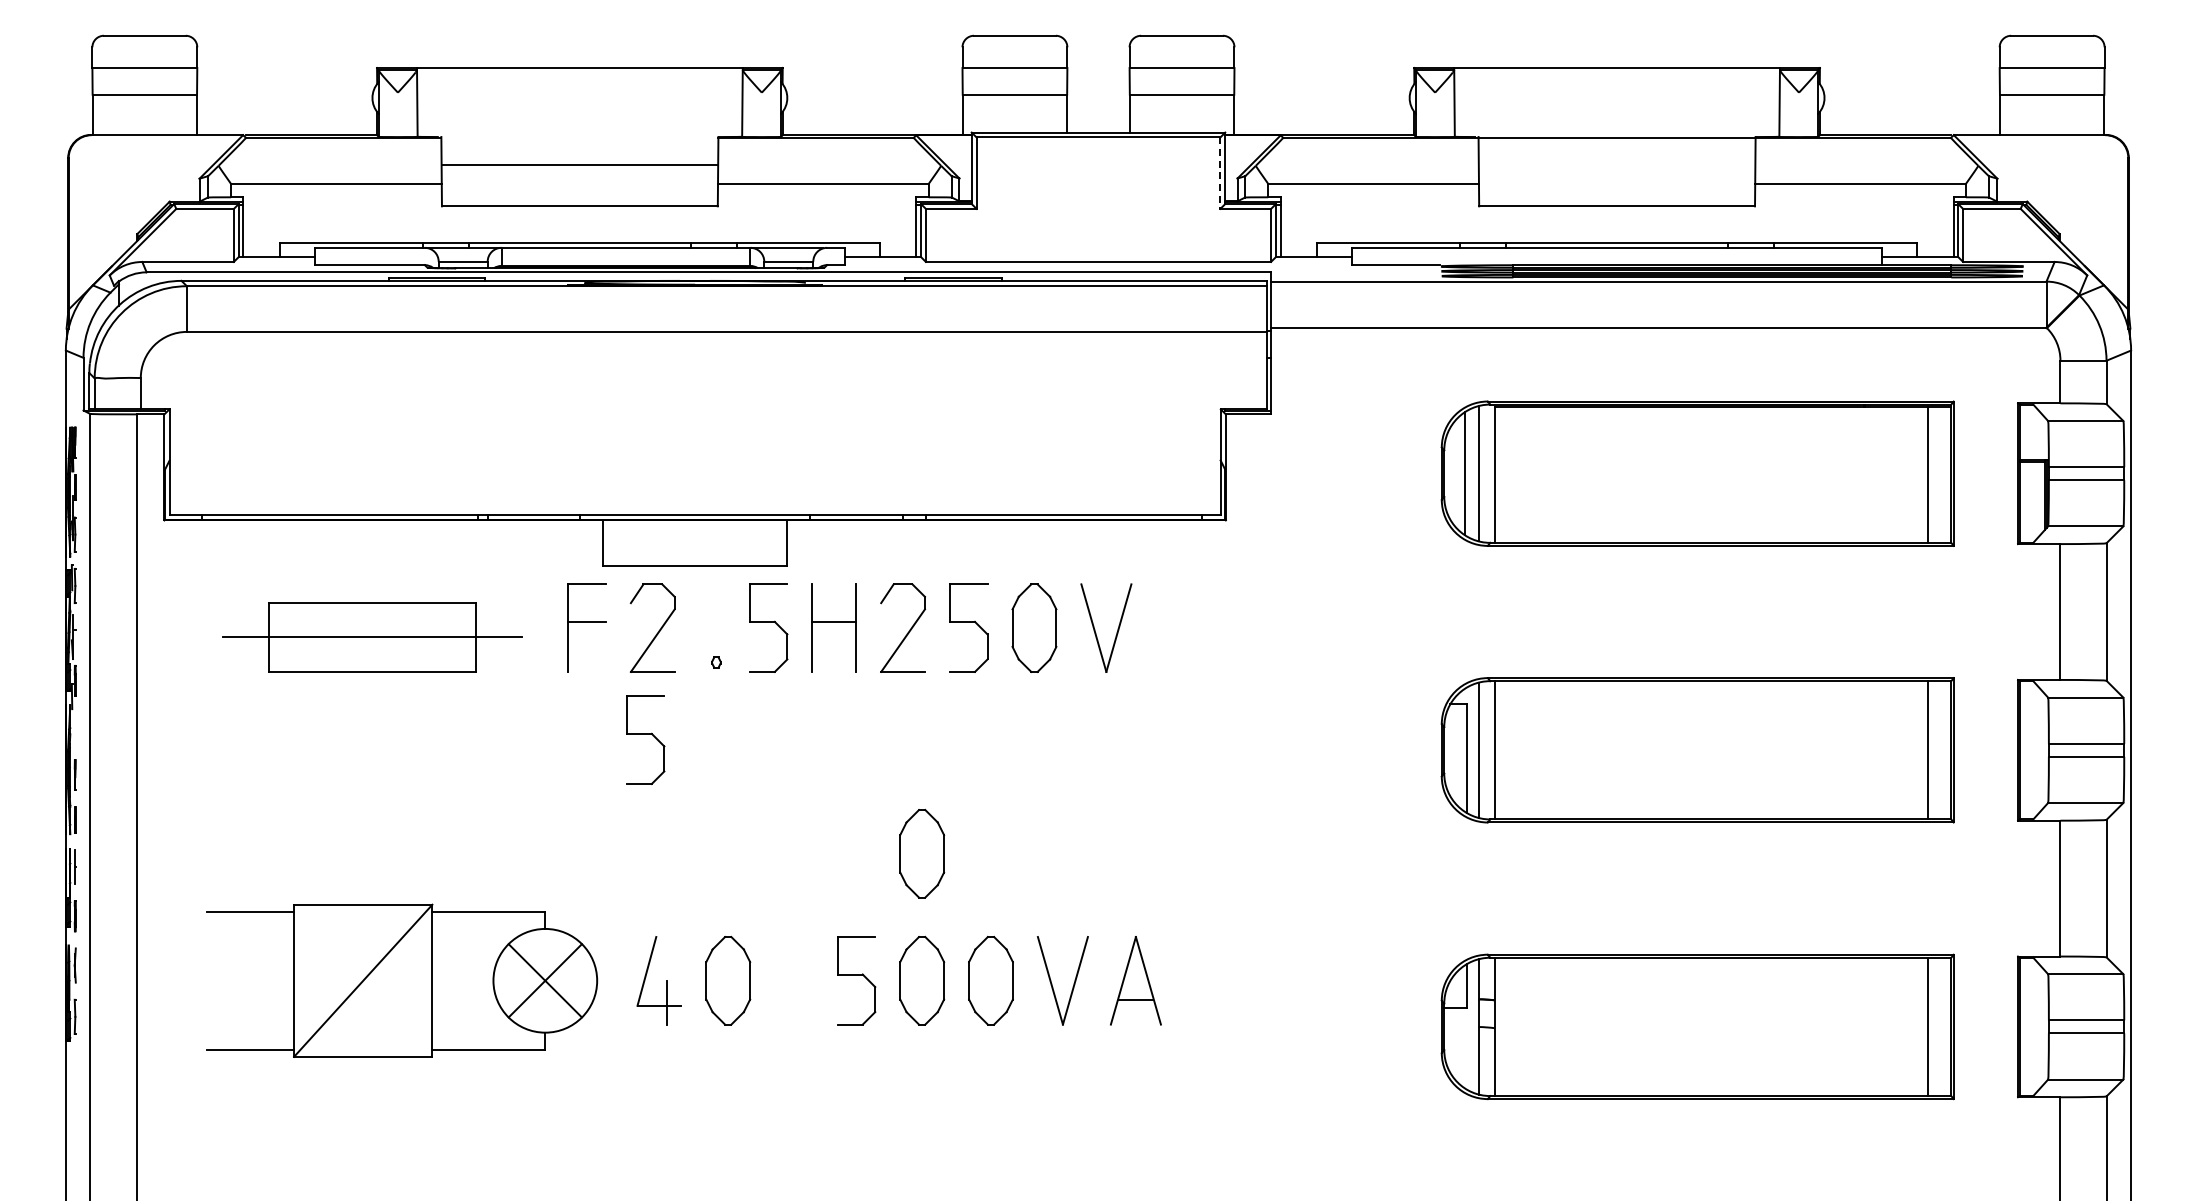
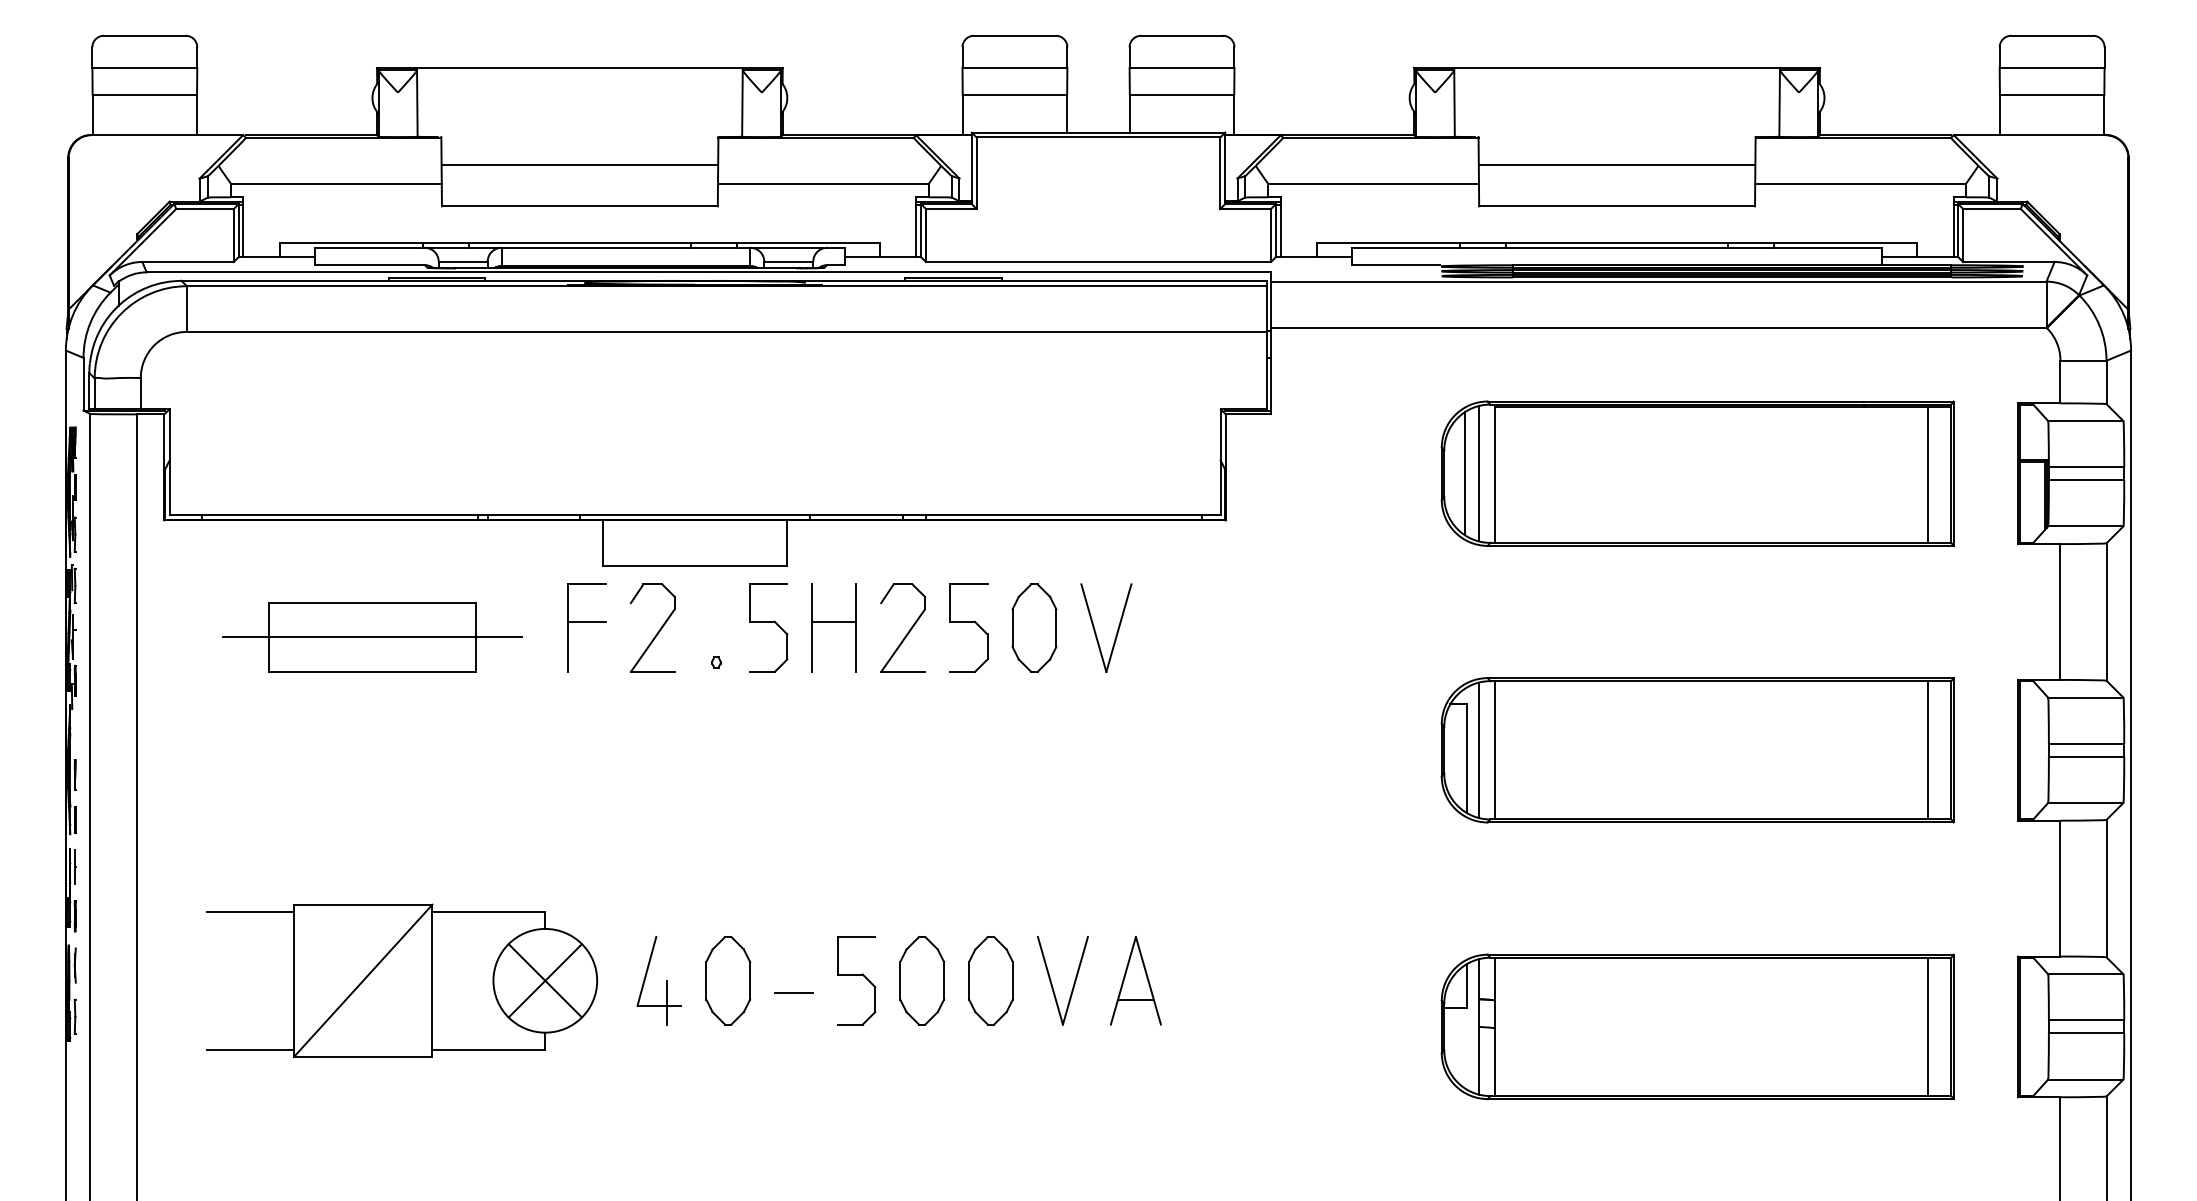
line position: (1616, 137) -> (1616, 164) (1616, 164)
line: dashed -> solid (1220, 173)
part: present -> none (645, 739)
part: present -> none (922, 853)
line: none -> present (793, 993)
